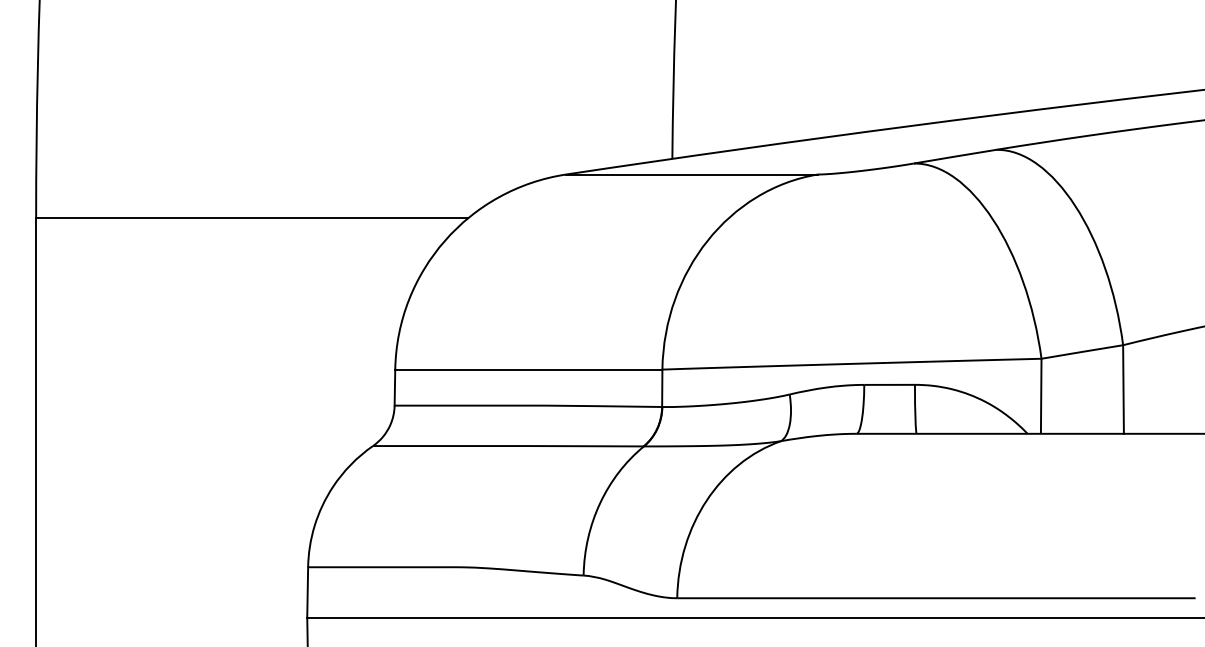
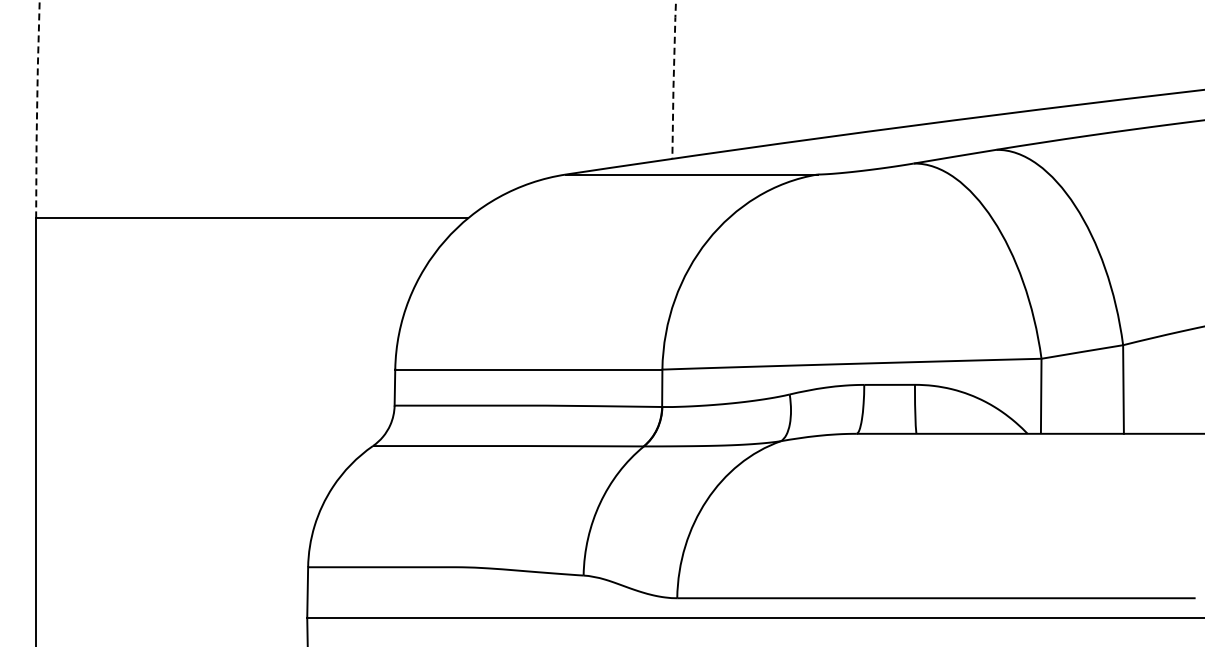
arc: solid -> dashed (673, 80)
arc: solid -> dashed (37, 109)
